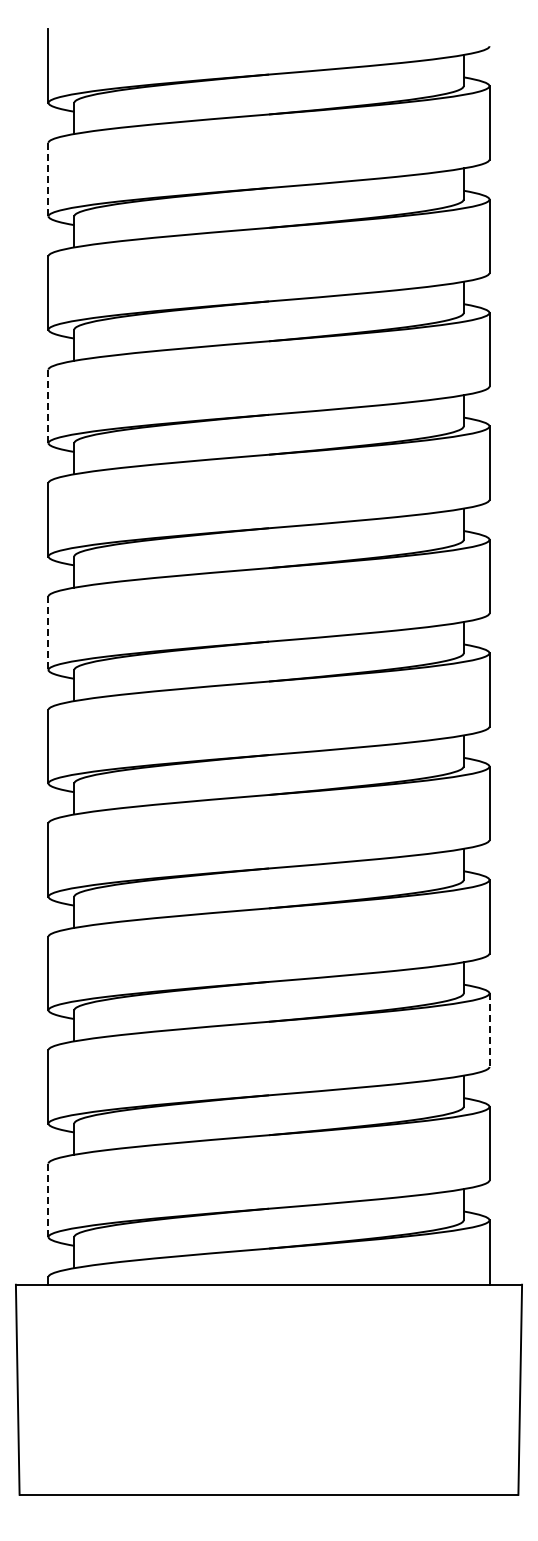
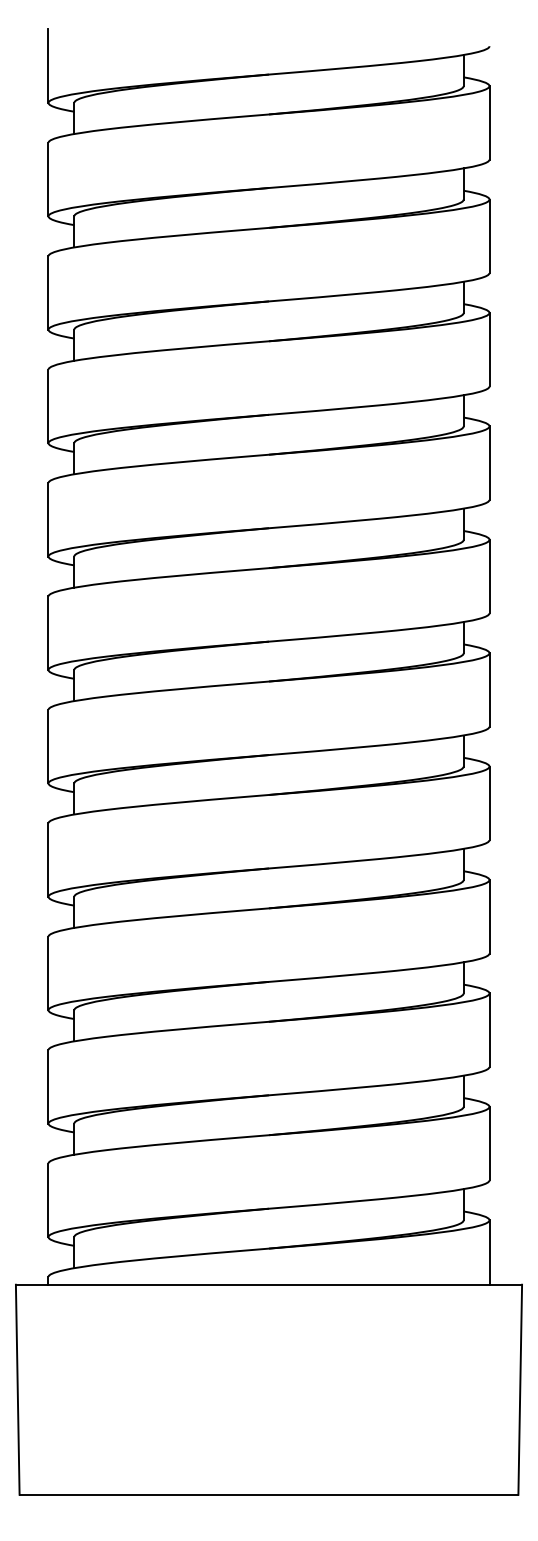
line: dashed -> solid (48, 179)
line: dashed -> solid (48, 406)
line: dashed -> solid (48, 633)
line: dashed -> solid (489, 1030)
line: dashed -> solid (48, 1200)
